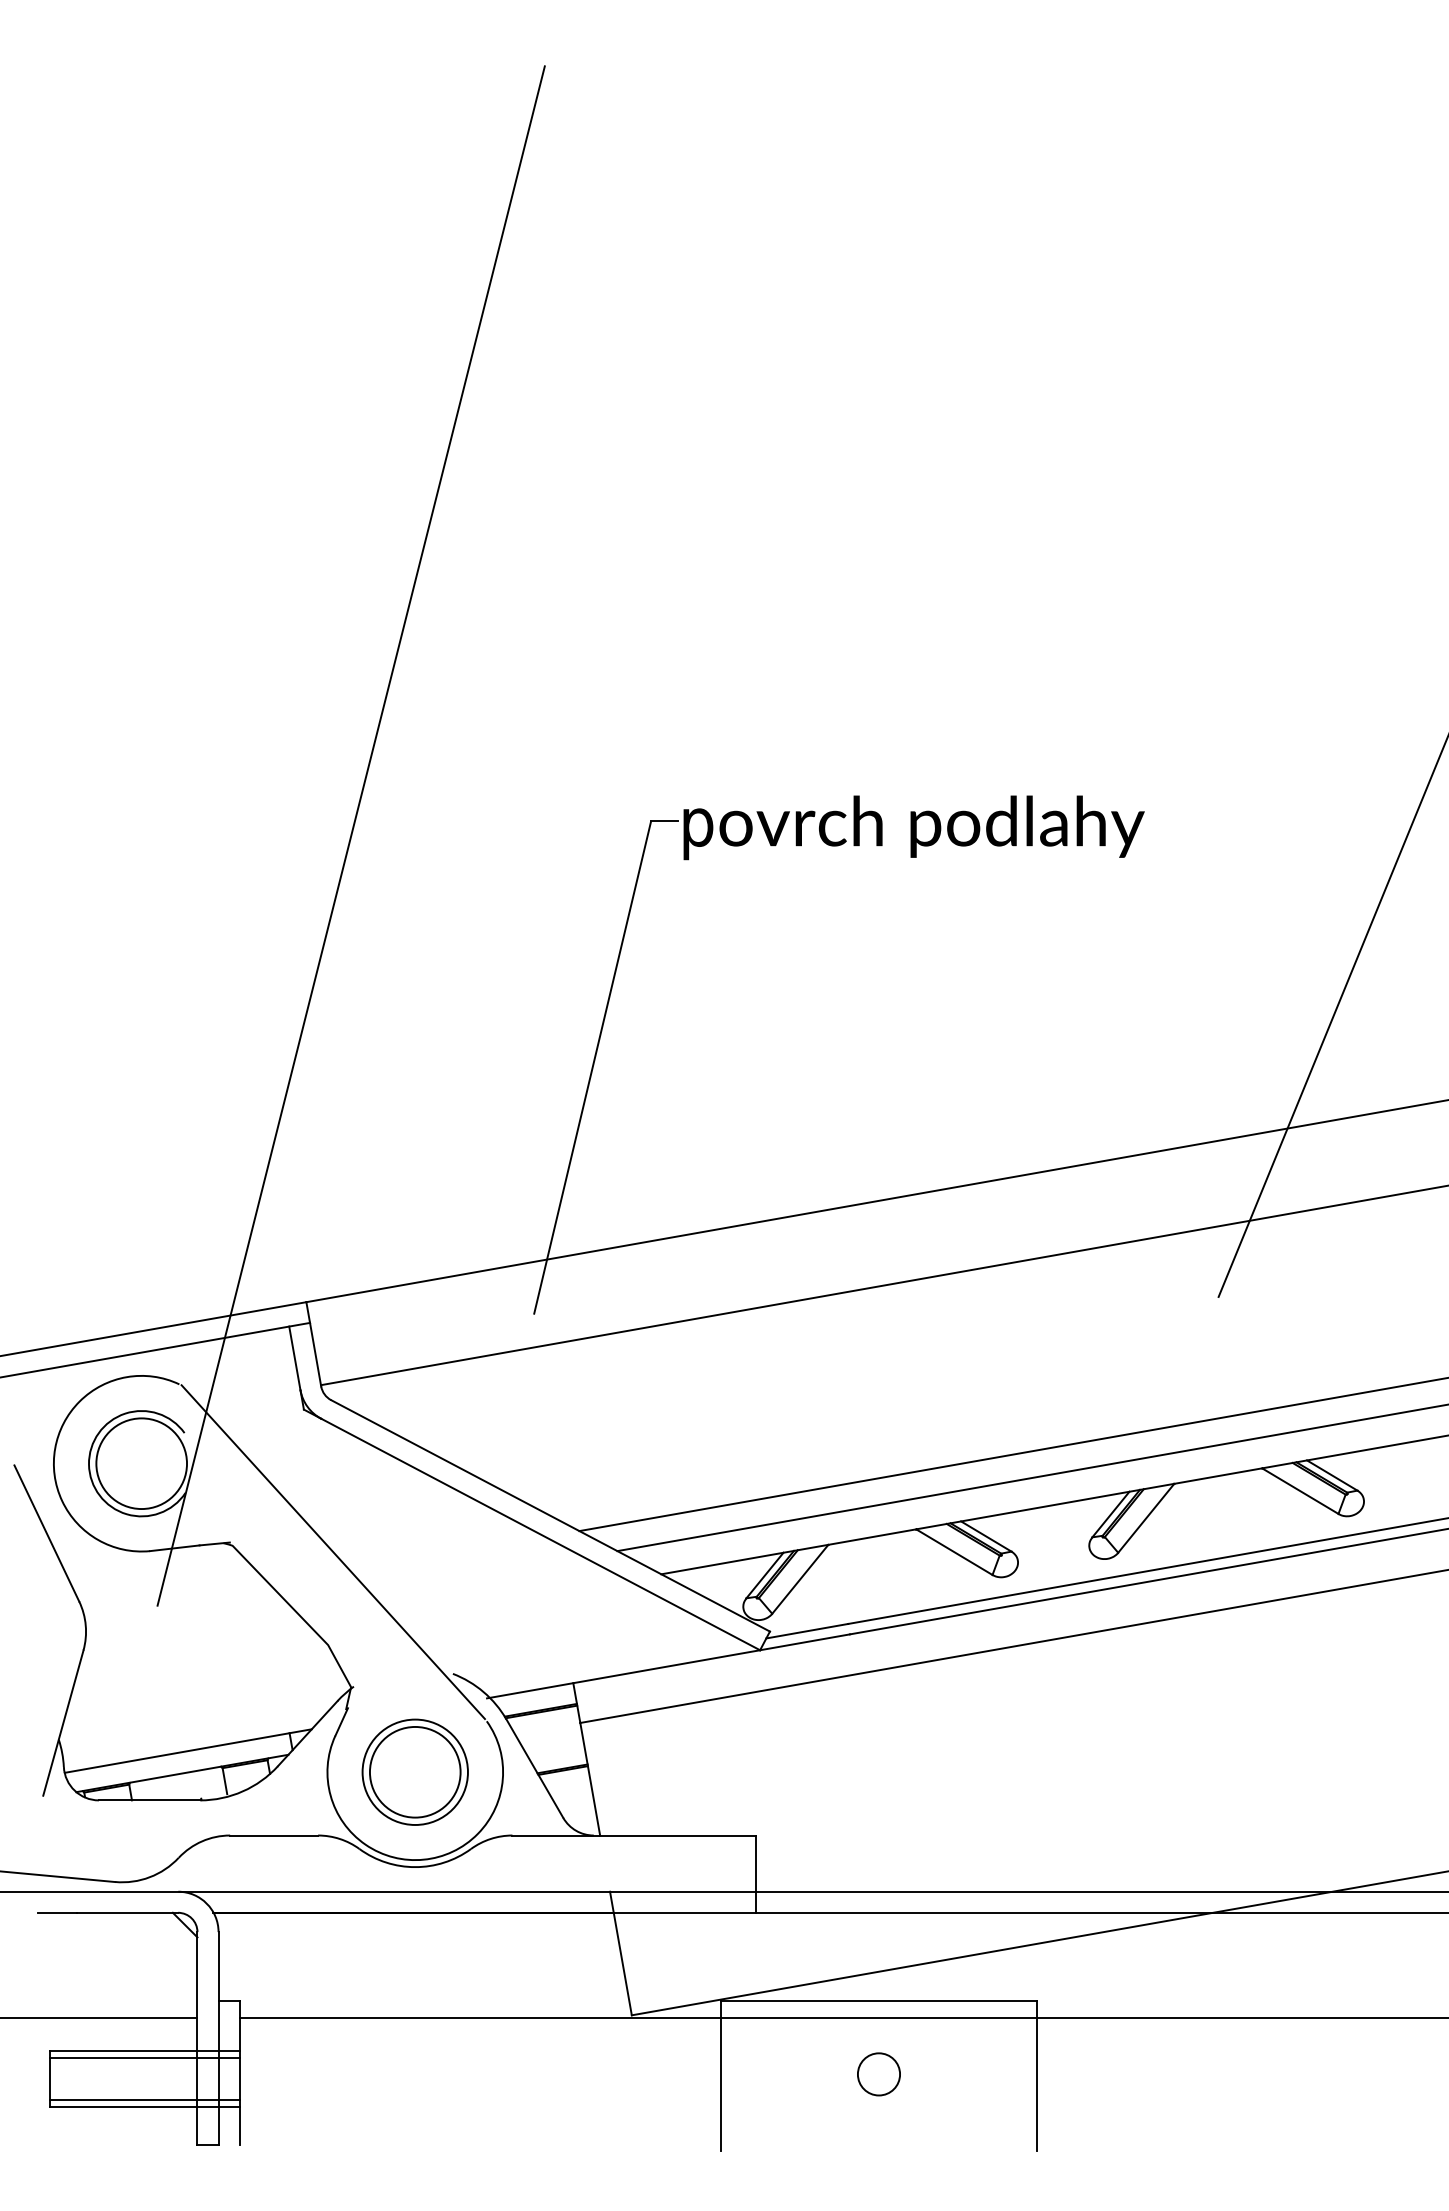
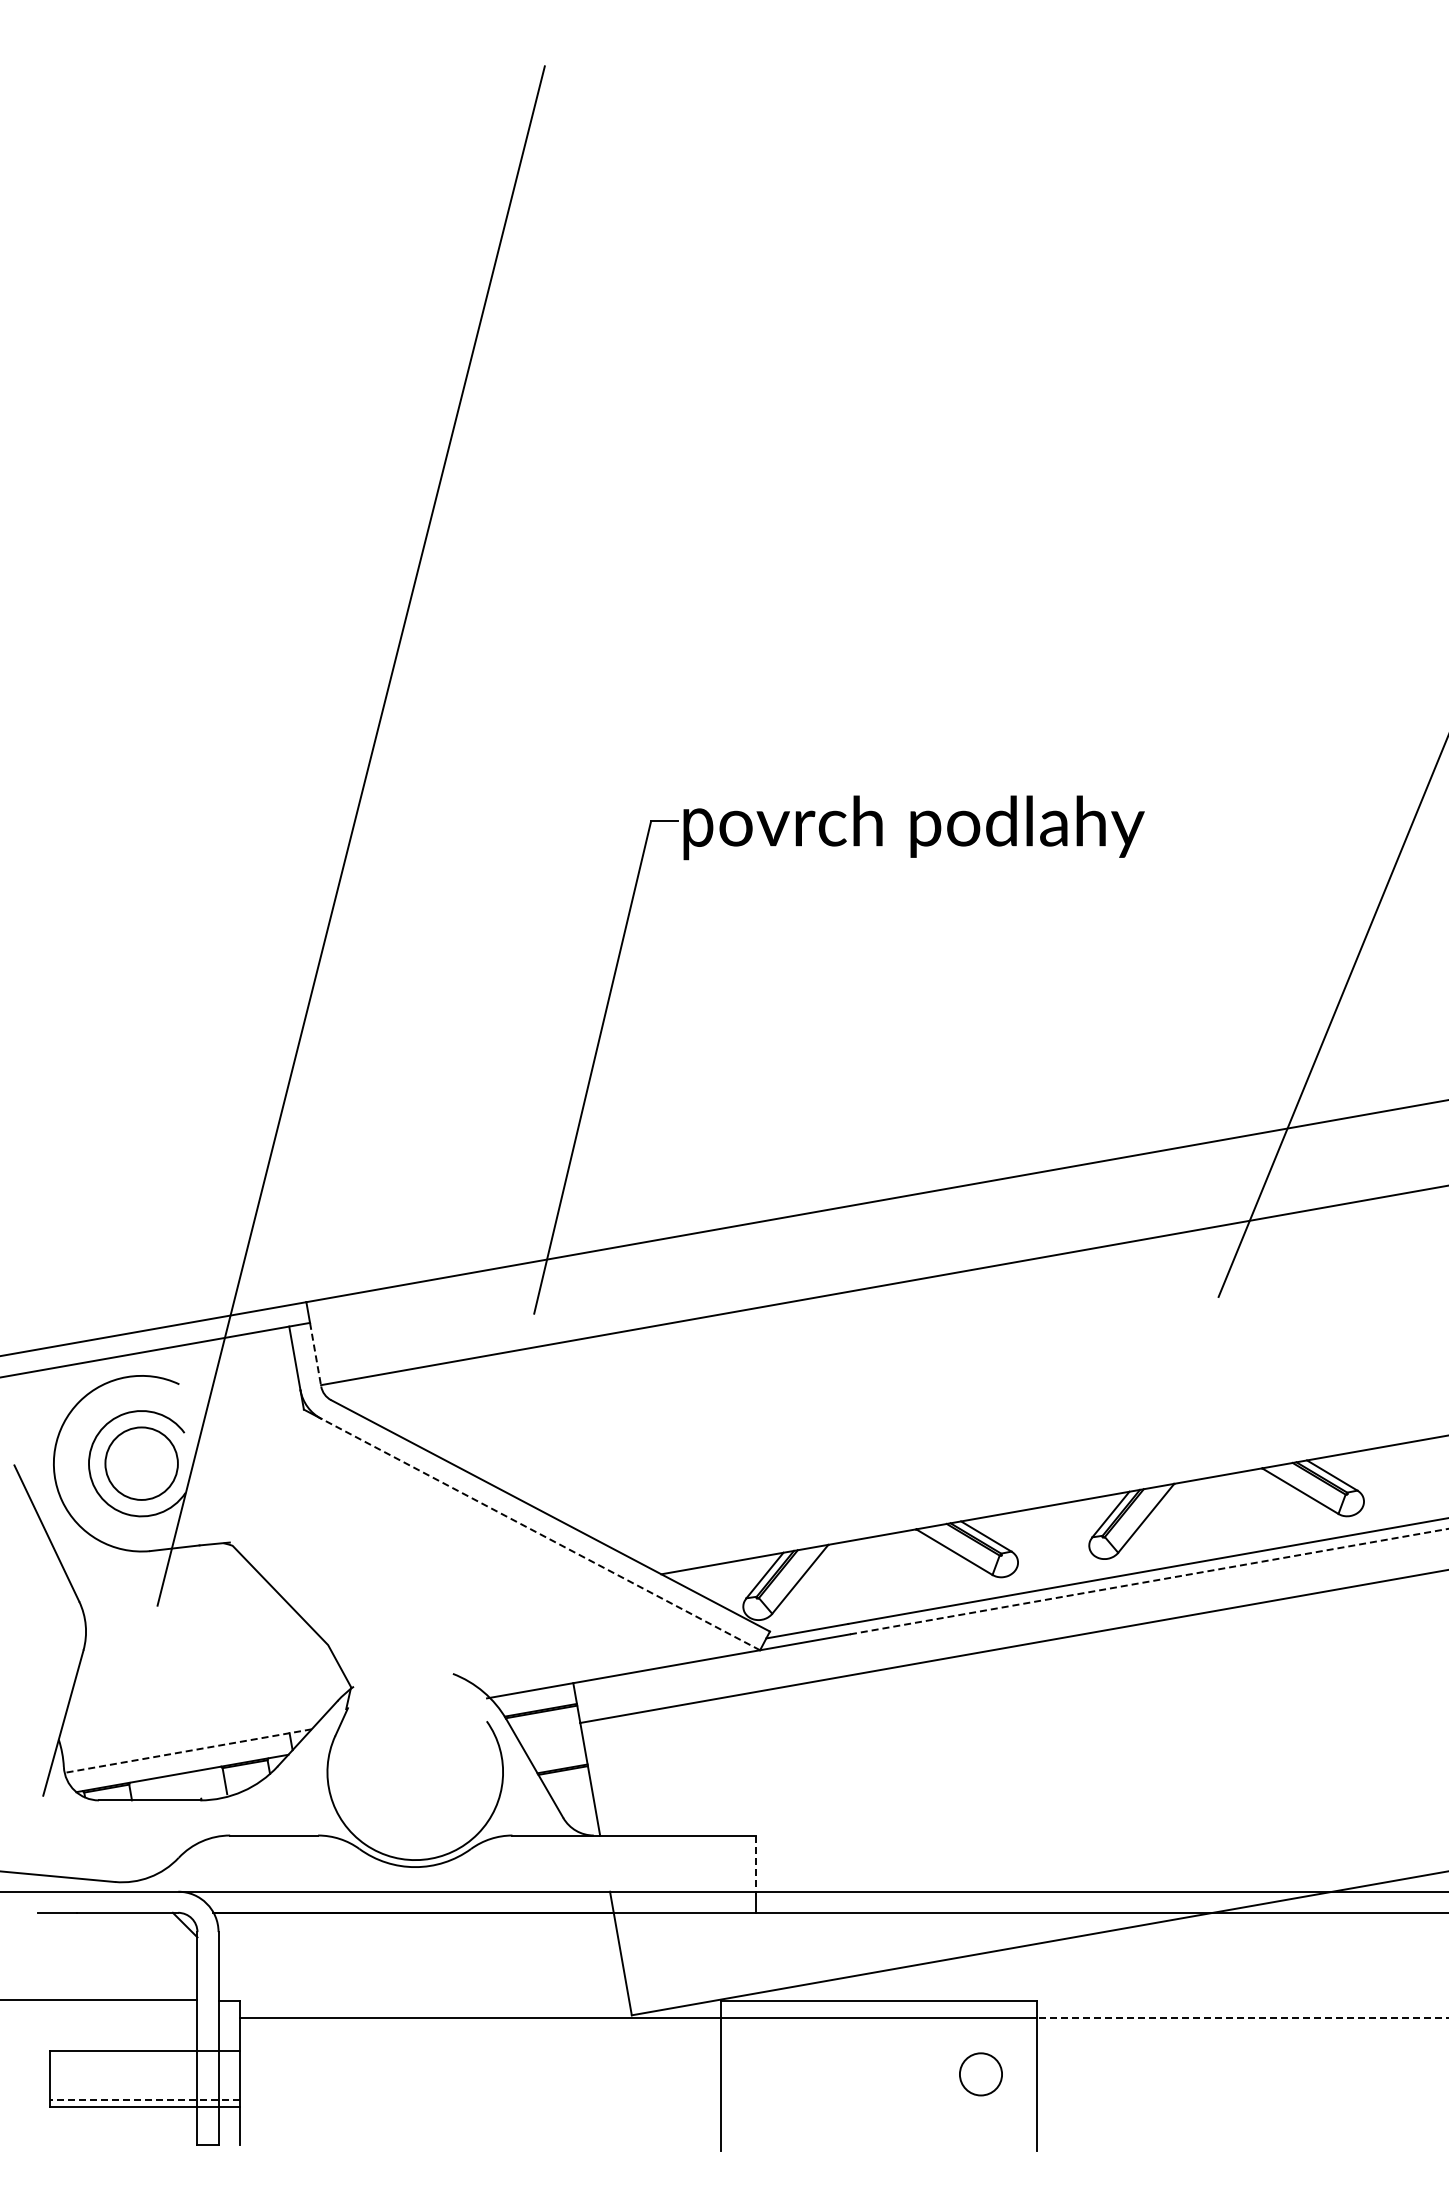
line: solid -> dashed (315, 1355)
line: present -> none (1012, 1454)
circle diameter: 91 px -> 73 px (141, 1463)
line: present -> none (1031, 1478)
line: solid -> dashed (540, 1534)
line: present -> none (332, 1552)
line: solid -> dashed (1149, 1581)
line: solid -> dashed (187, 1751)
part: present -> none (414, 1771)
line: solid -> dashed (756, 1864)
line position: (99, 2018) -> (99, 2000) (99, 2000)
line: solid -> dashed (1243, 2018)
line: present -> none (144, 2057)
circle position: (878, 2074) -> (980, 2074) (980, 2074)
line: solid -> dashed (144, 2100)
